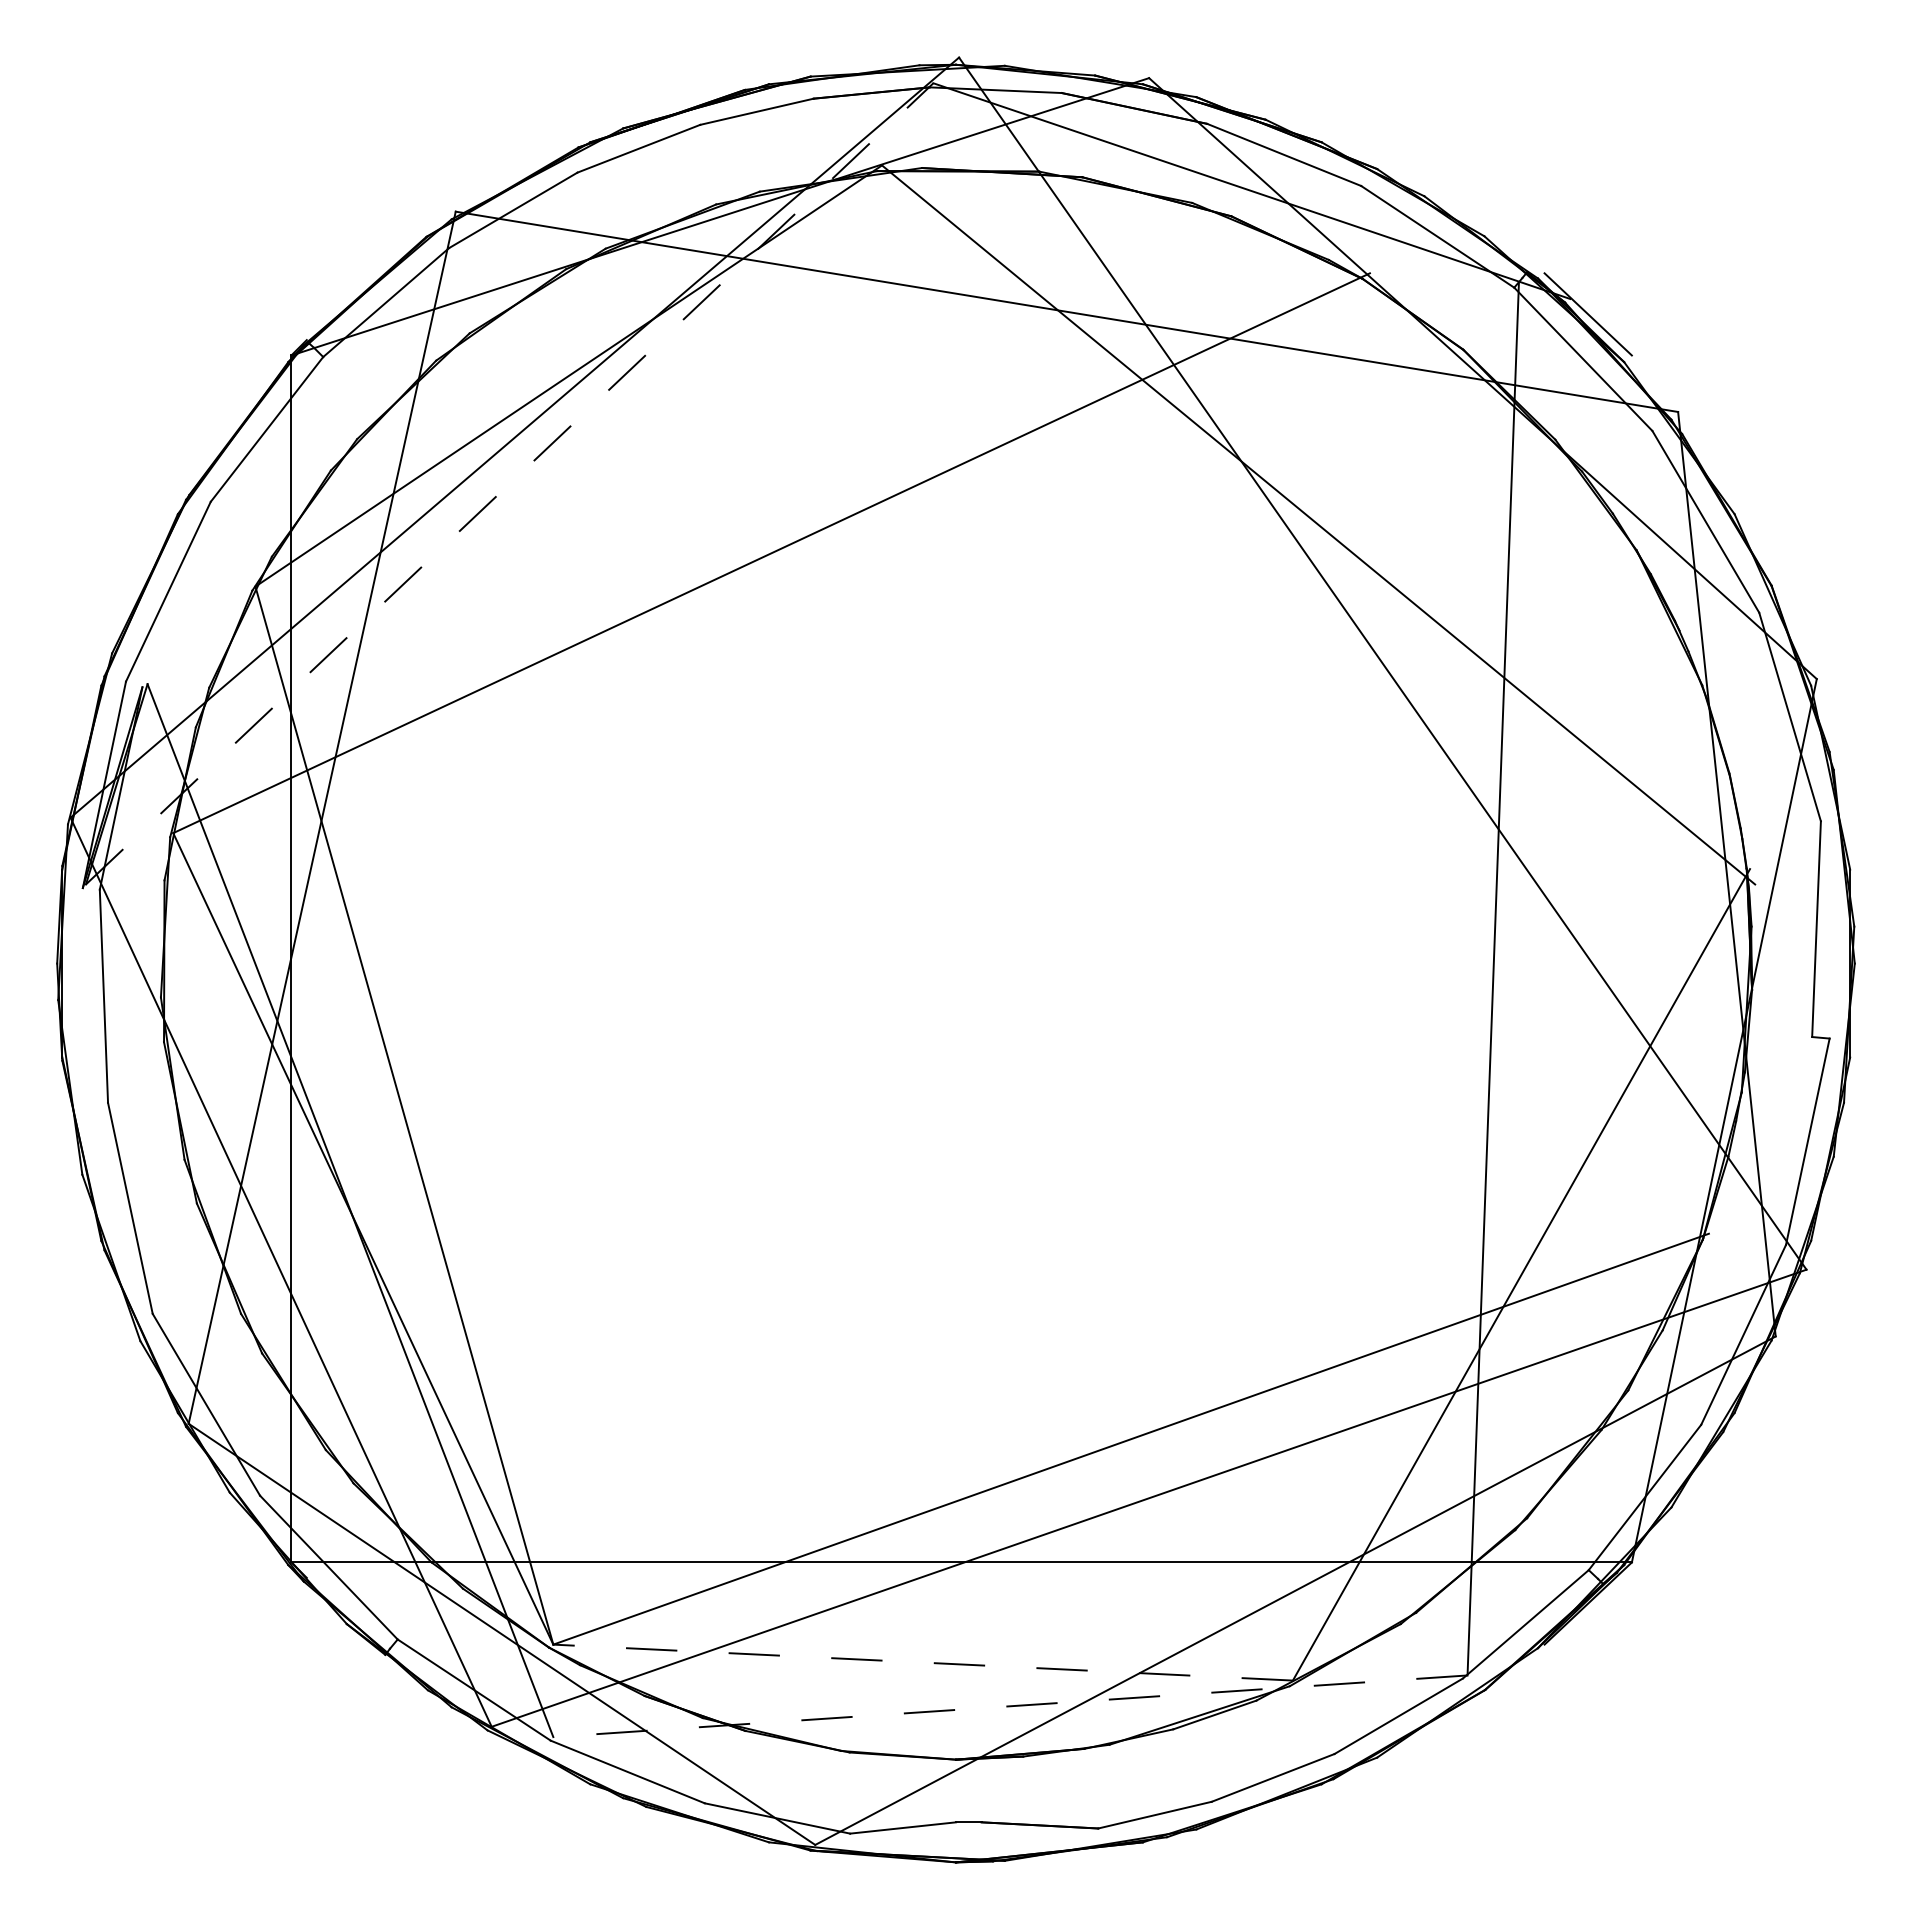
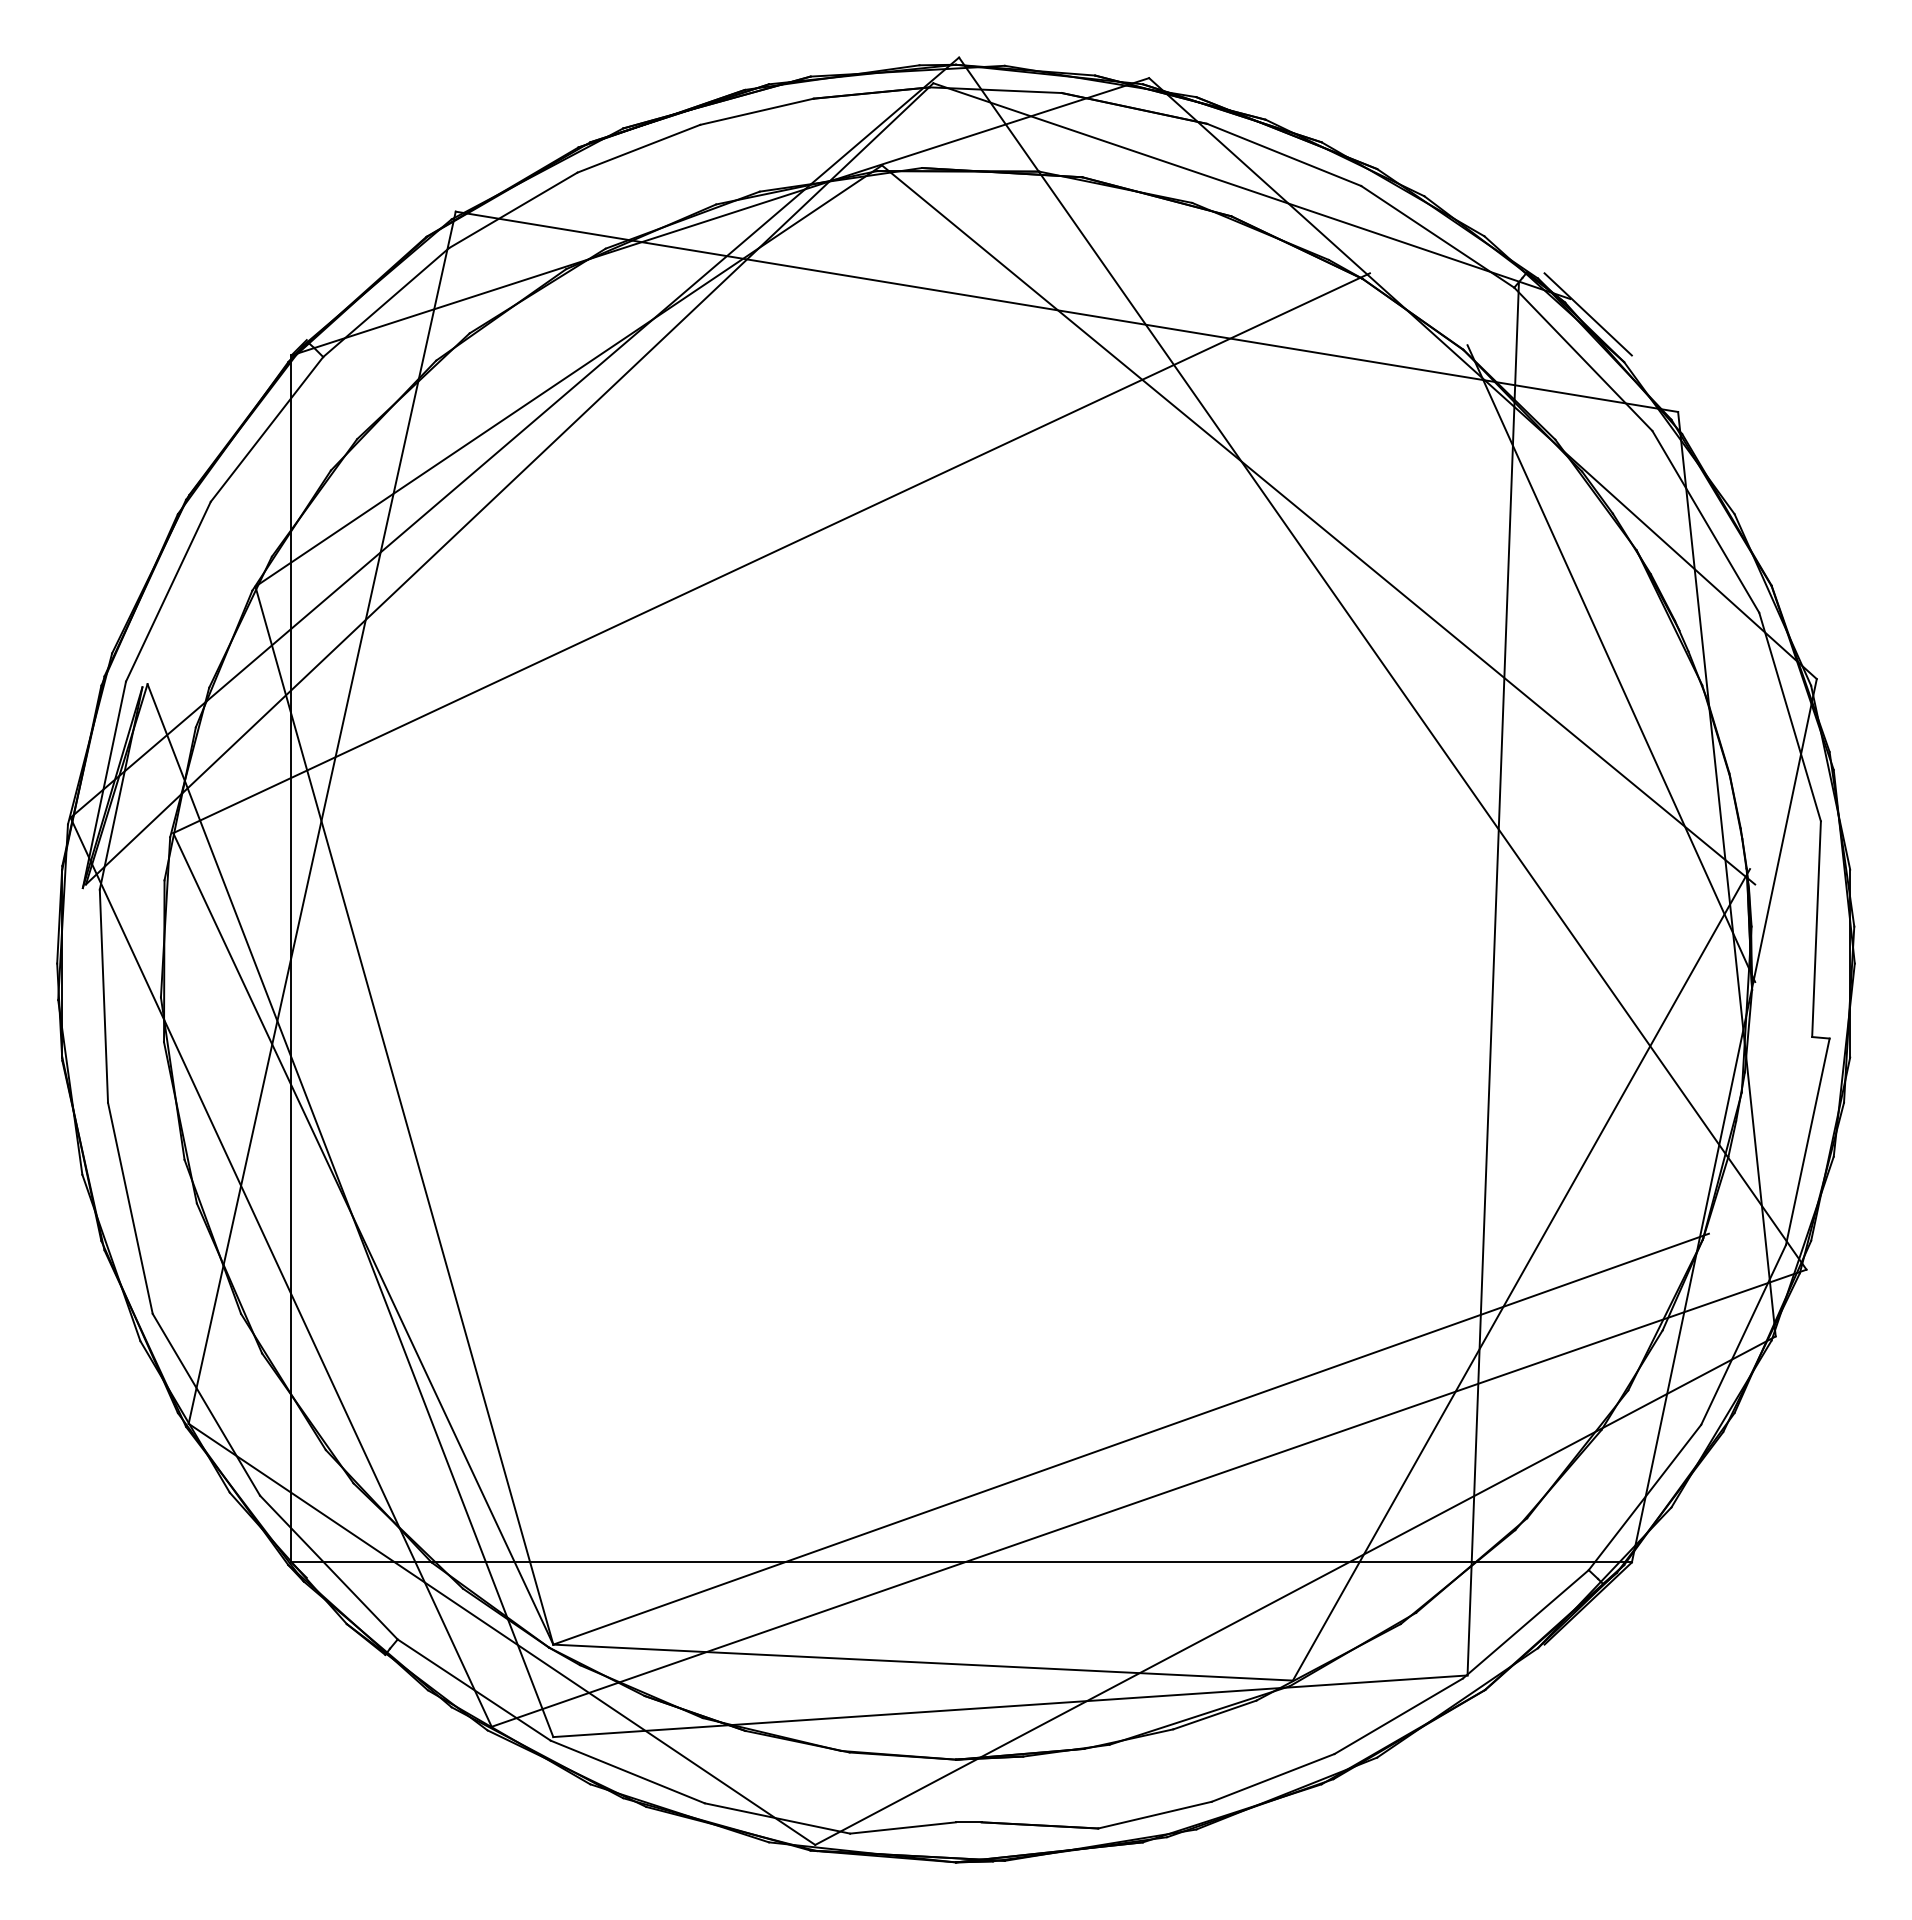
line: dashed -> solid (510, 483)
line: none -> present (1611, 663)
line: dashed -> solid (922, 1662)
line: dashed -> solid (1009, 1706)
